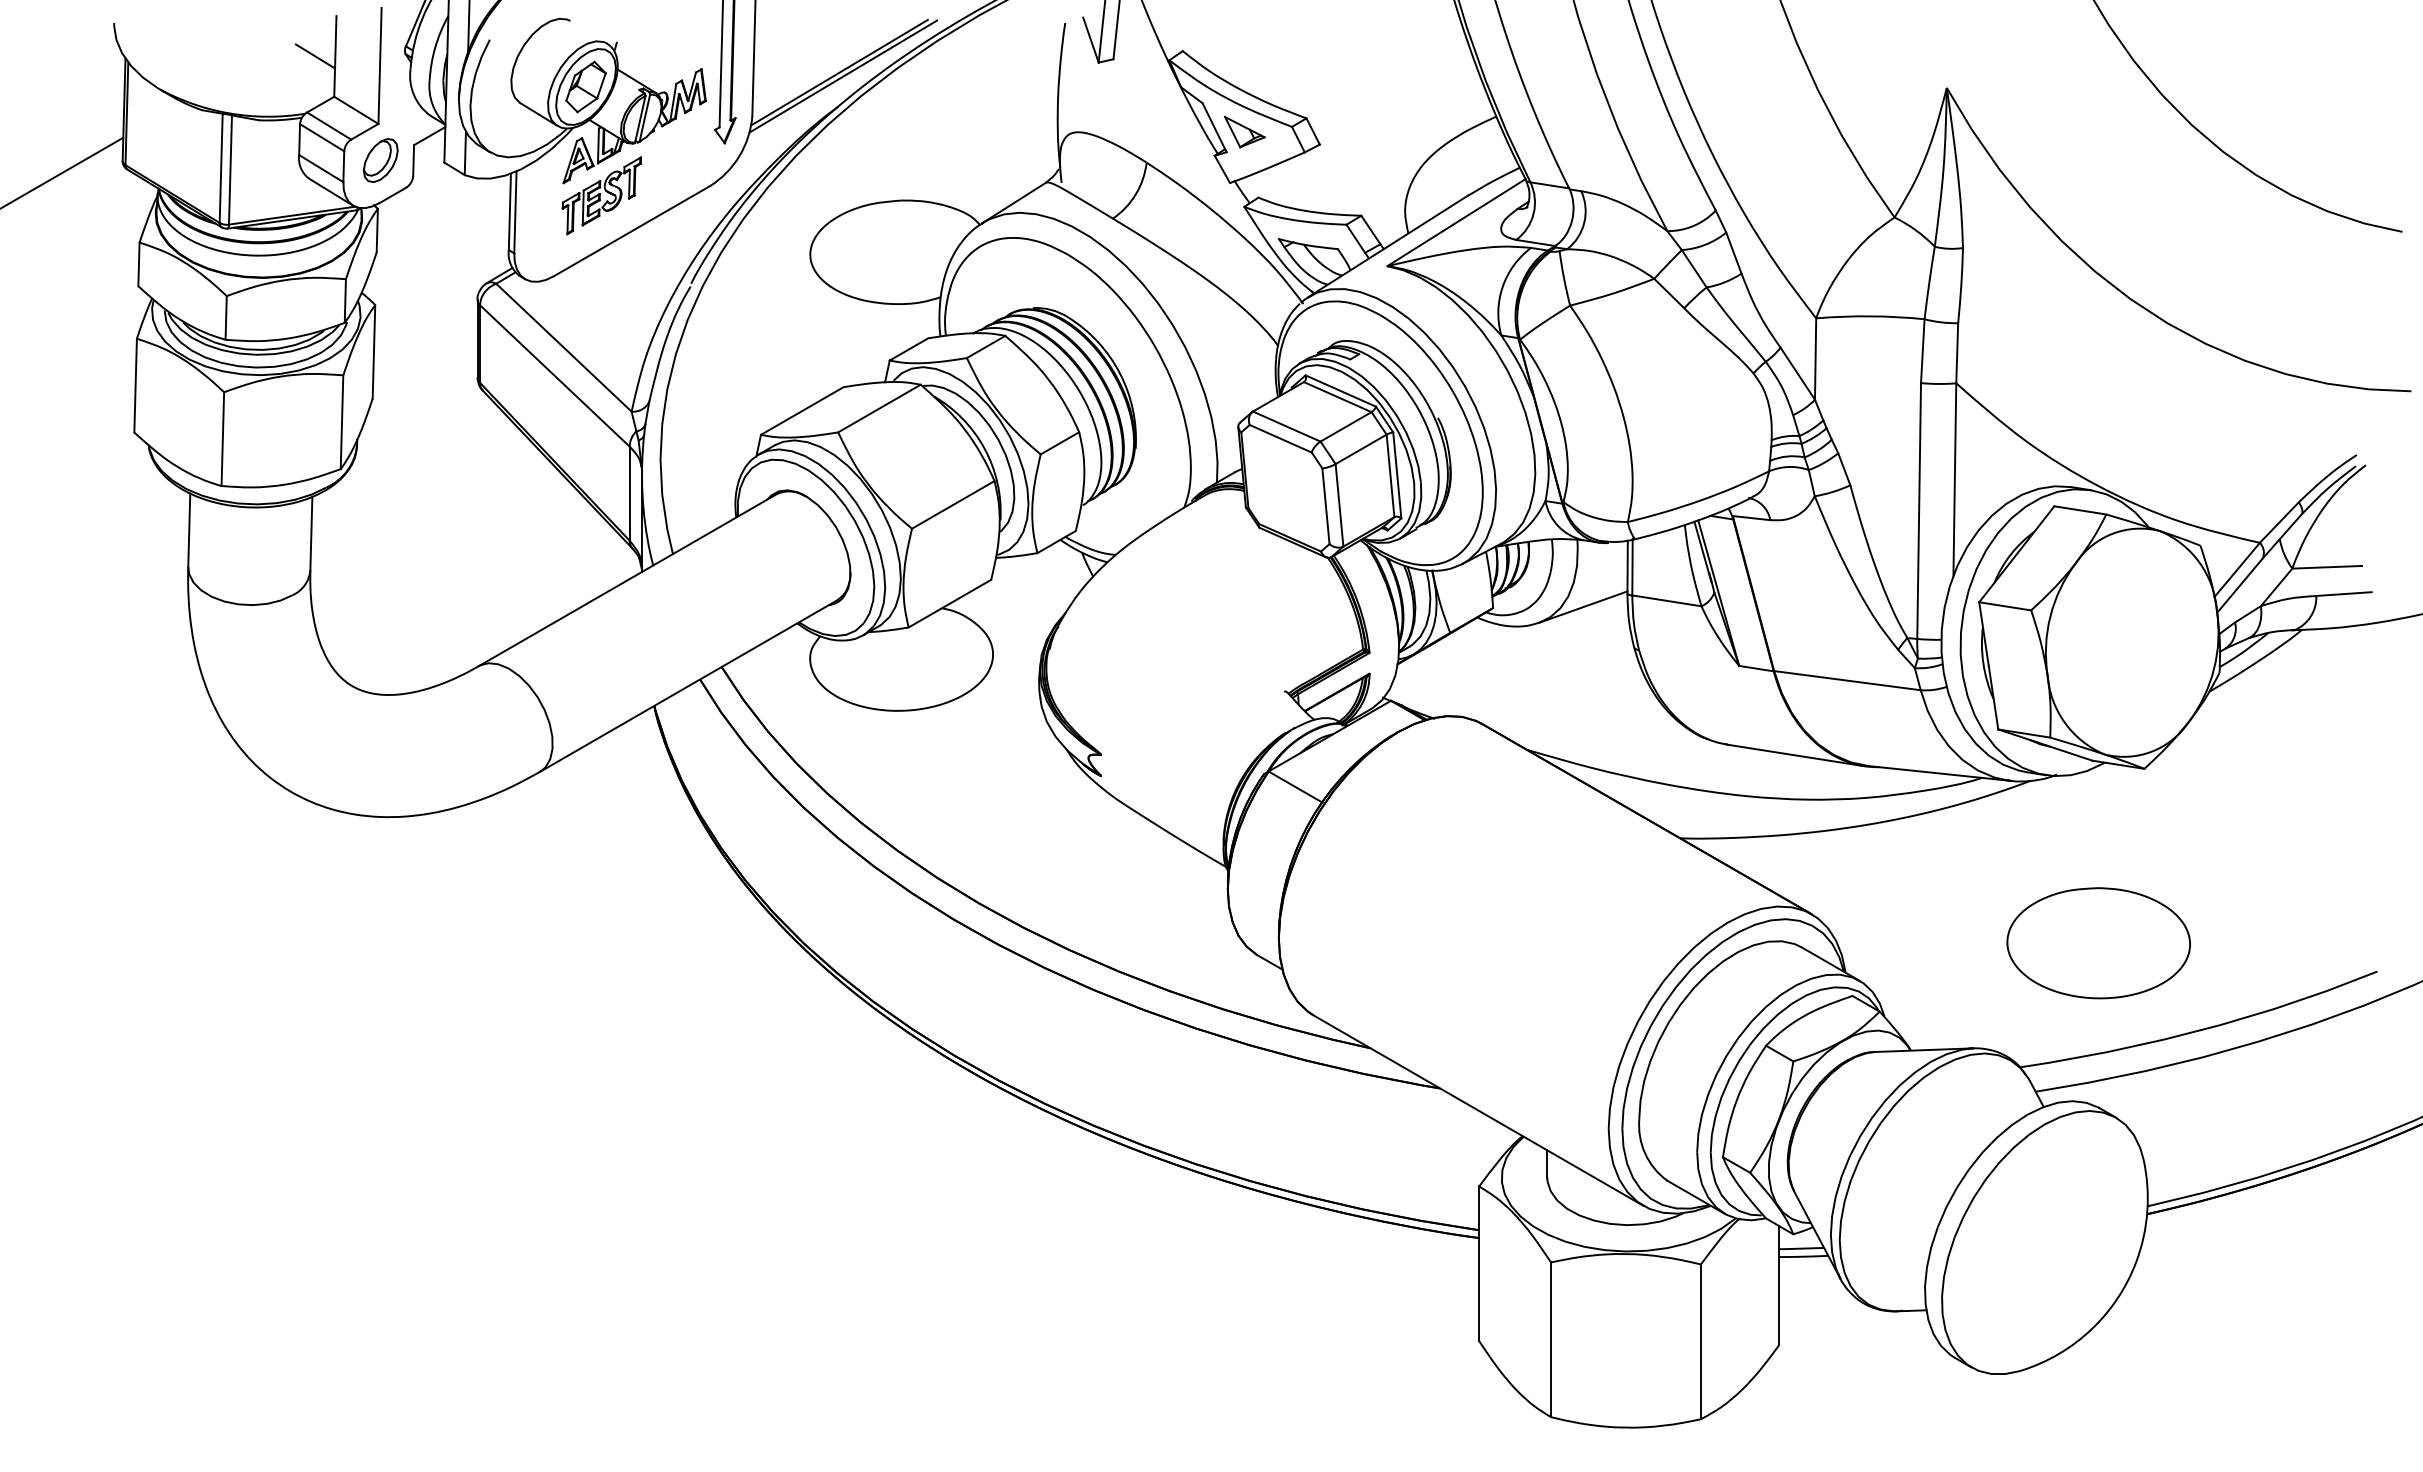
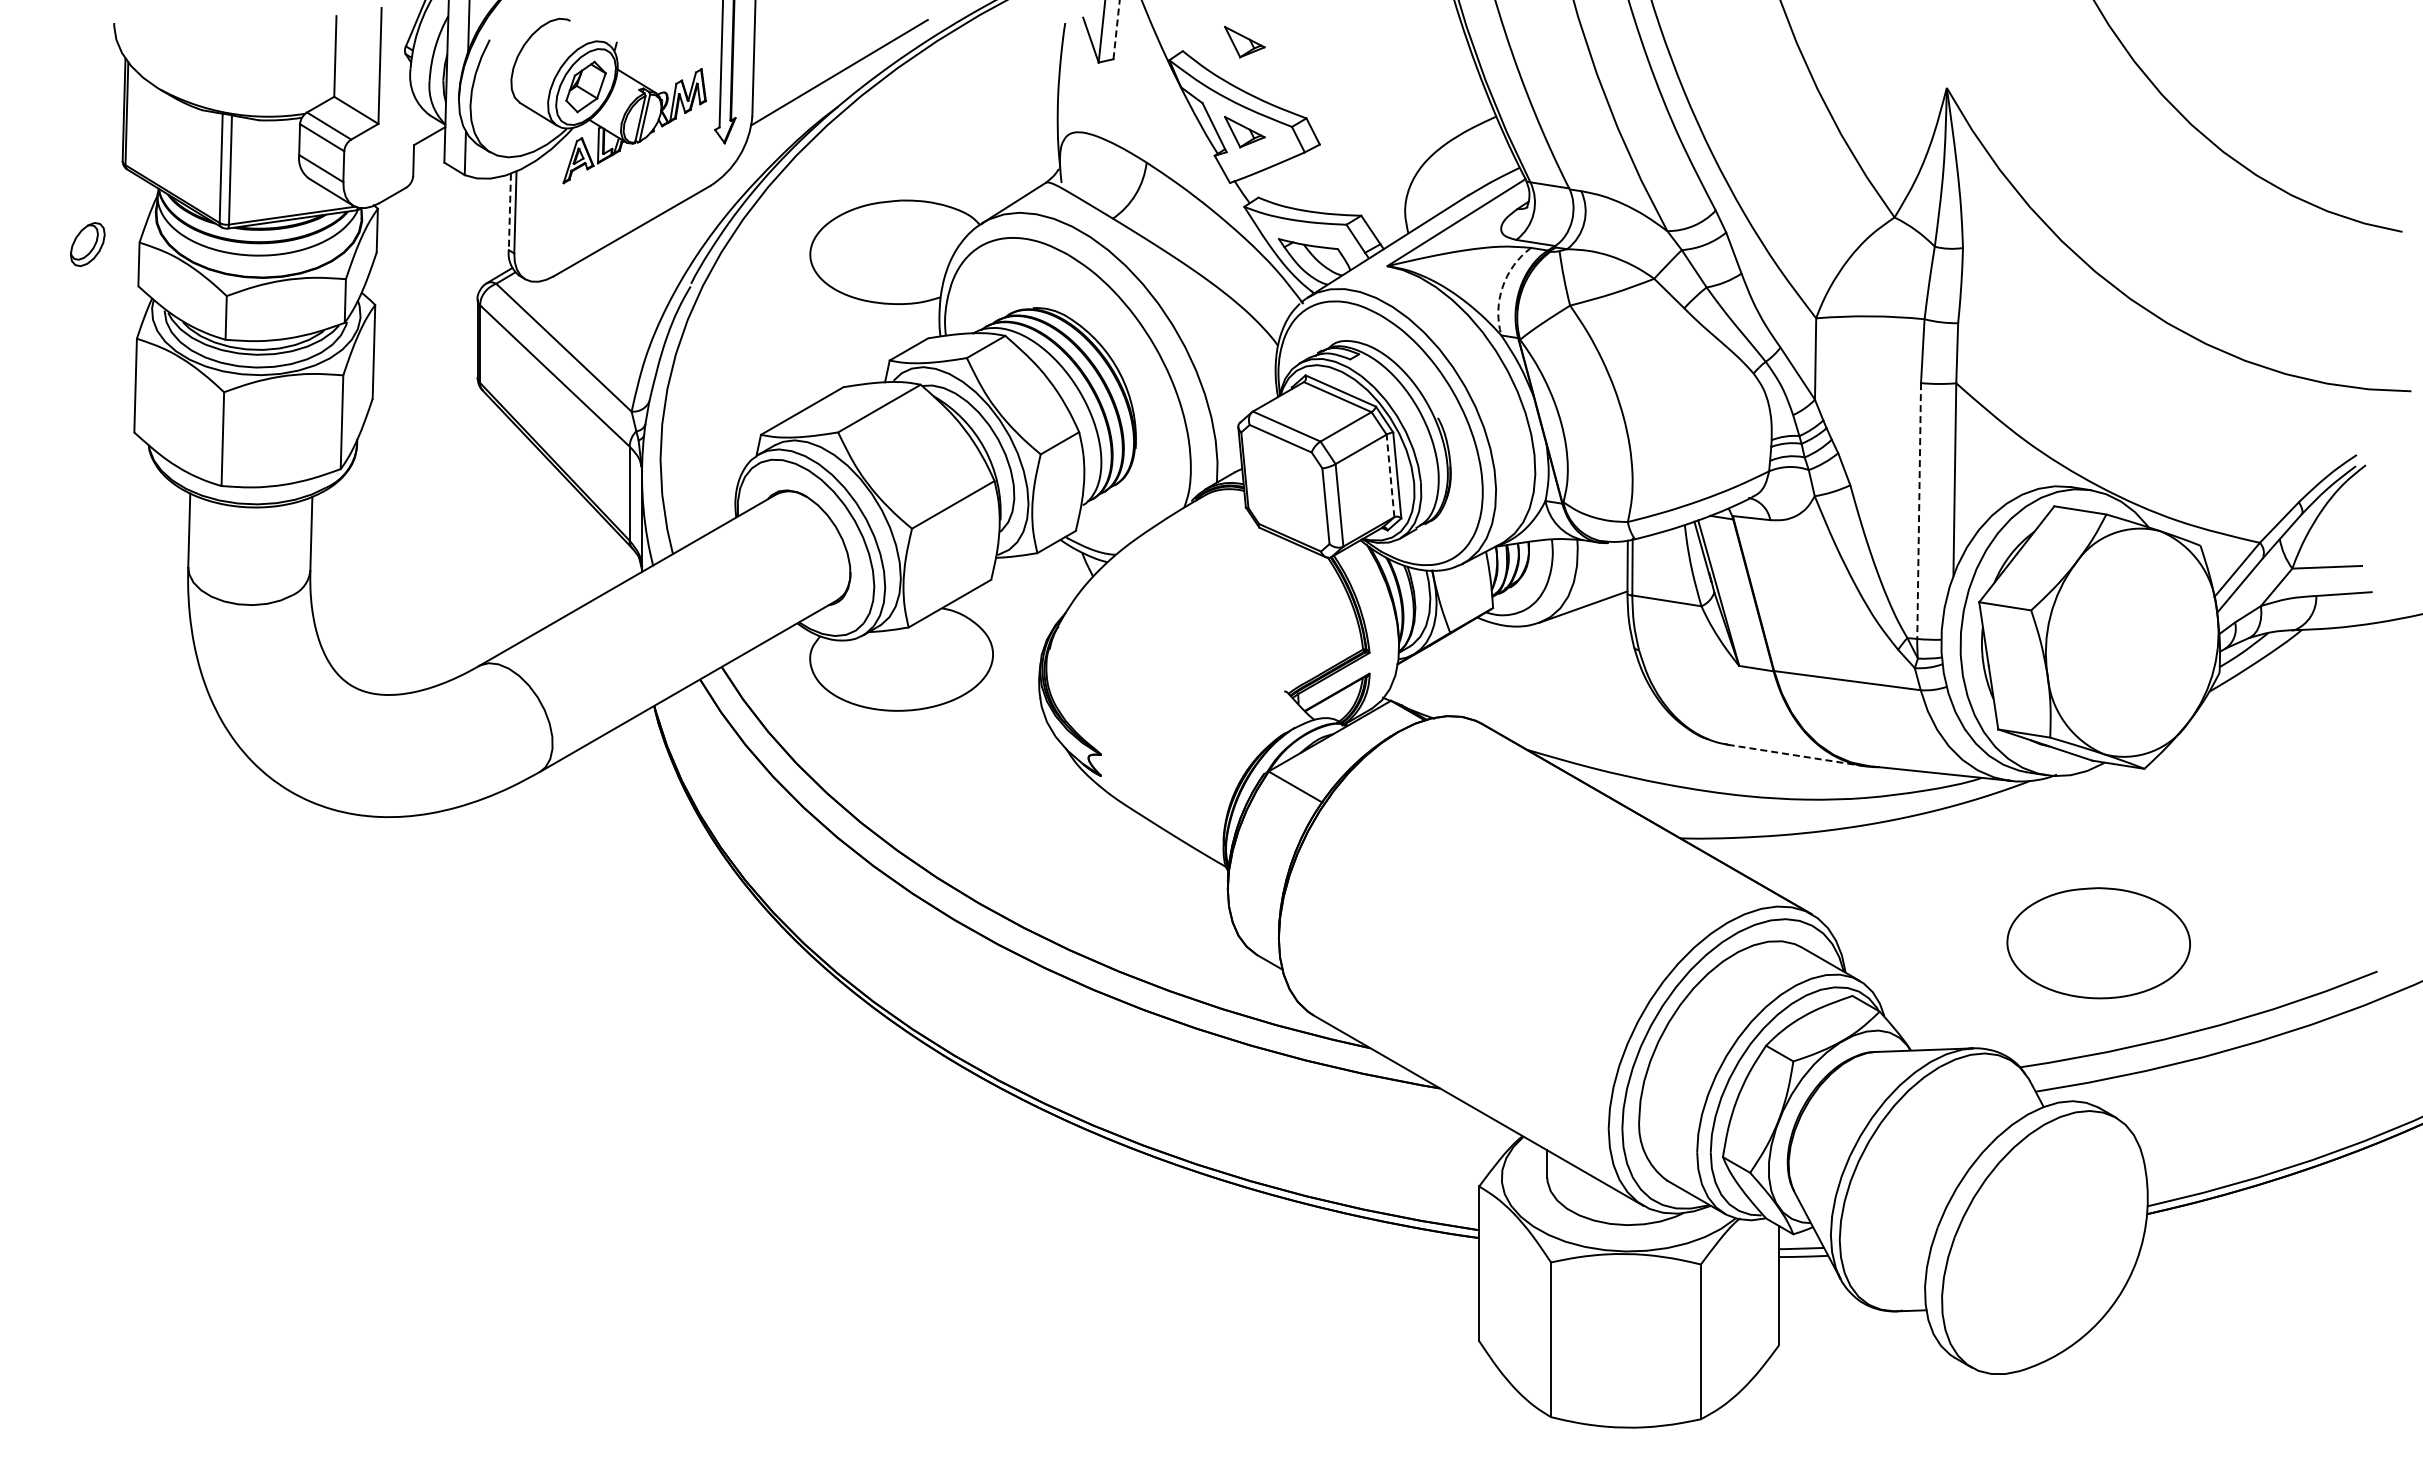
line: solid -> dashed (1116, 29)
part: none -> present (1244, 42)
line: present -> none (315, 56)
line: present -> none (843, 76)
part position: (380, 160) -> (87, 244) (87, 244)
line: present -> none (62, 172)
part: present -> none (601, 195)
line: solid -> dashed (509, 212)
arc: solid -> dashed (1502, 287)
line: solid -> dashed (1390, 475)
line: solid -> dashed (1919, 511)
line: solid -> dashed (1795, 755)
